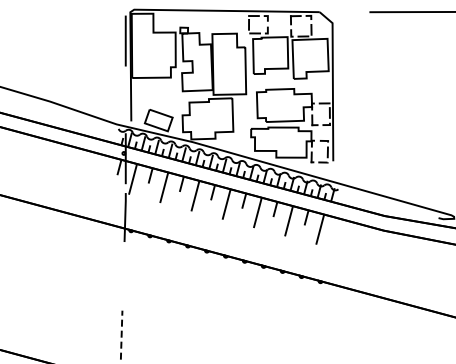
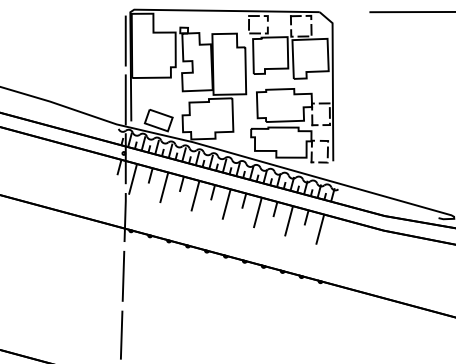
line: none -> present (125, 99)
line: none -> present (123, 275)
line: dashed -> solid (121, 333)
